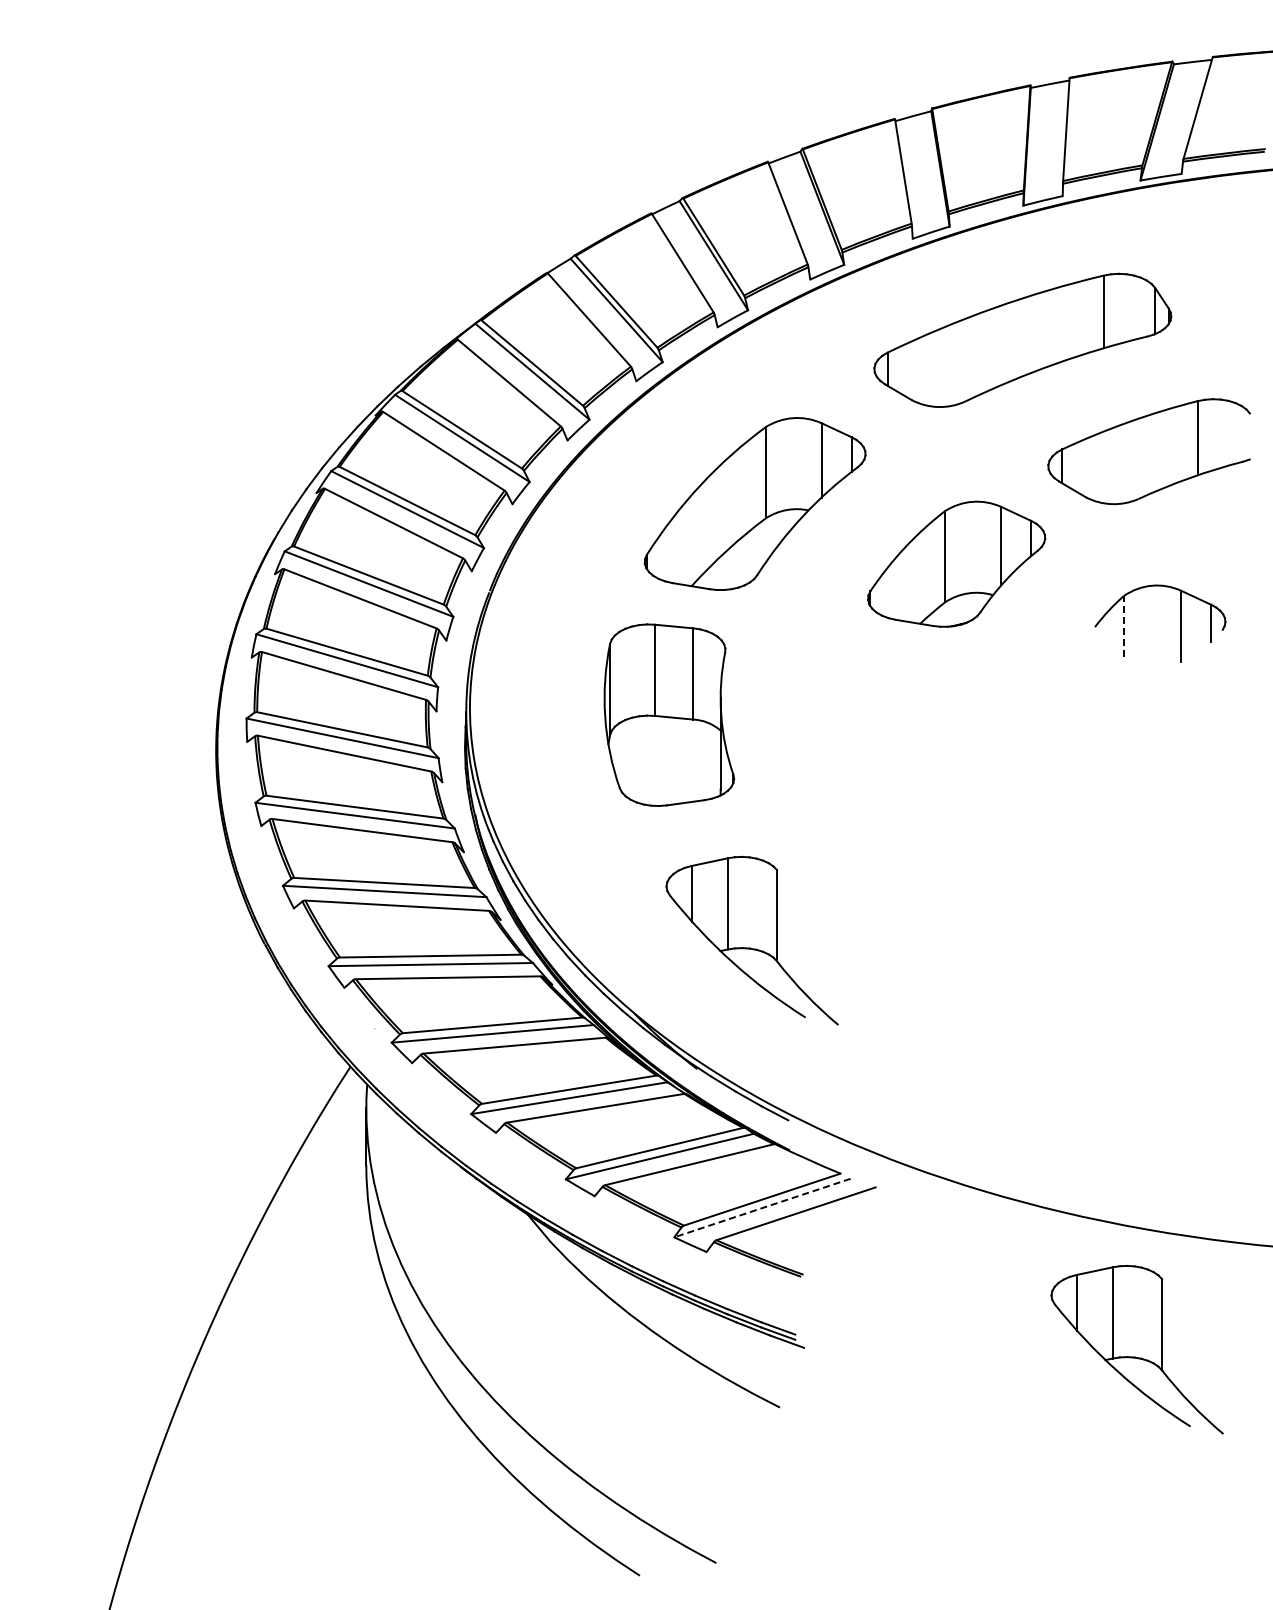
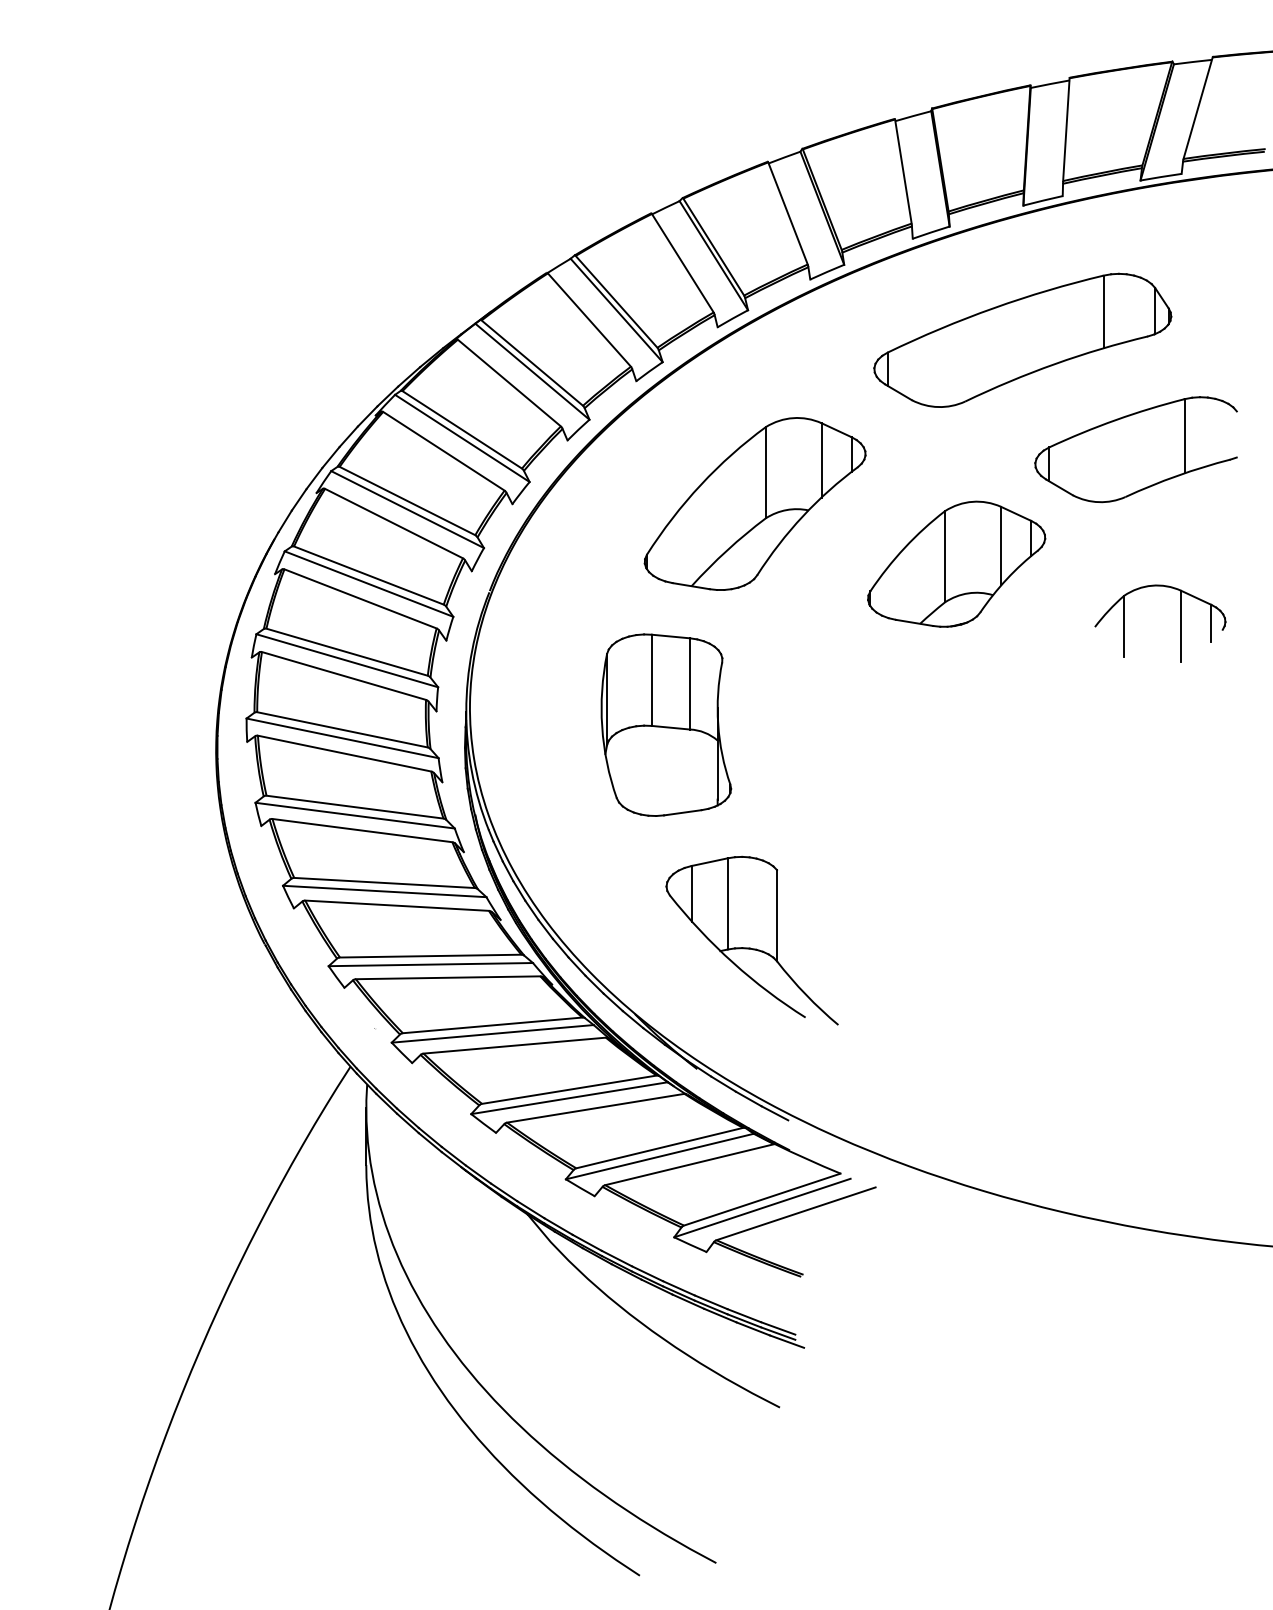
part position: (1148, 451) -> (1135, 449) (1135, 449)
line: dashed -> solid (1124, 626)
part position: (669, 714) -> (666, 724) (666, 724)
line: dashed -> solid (762, 1208)
part: present -> none (1136, 1349)
